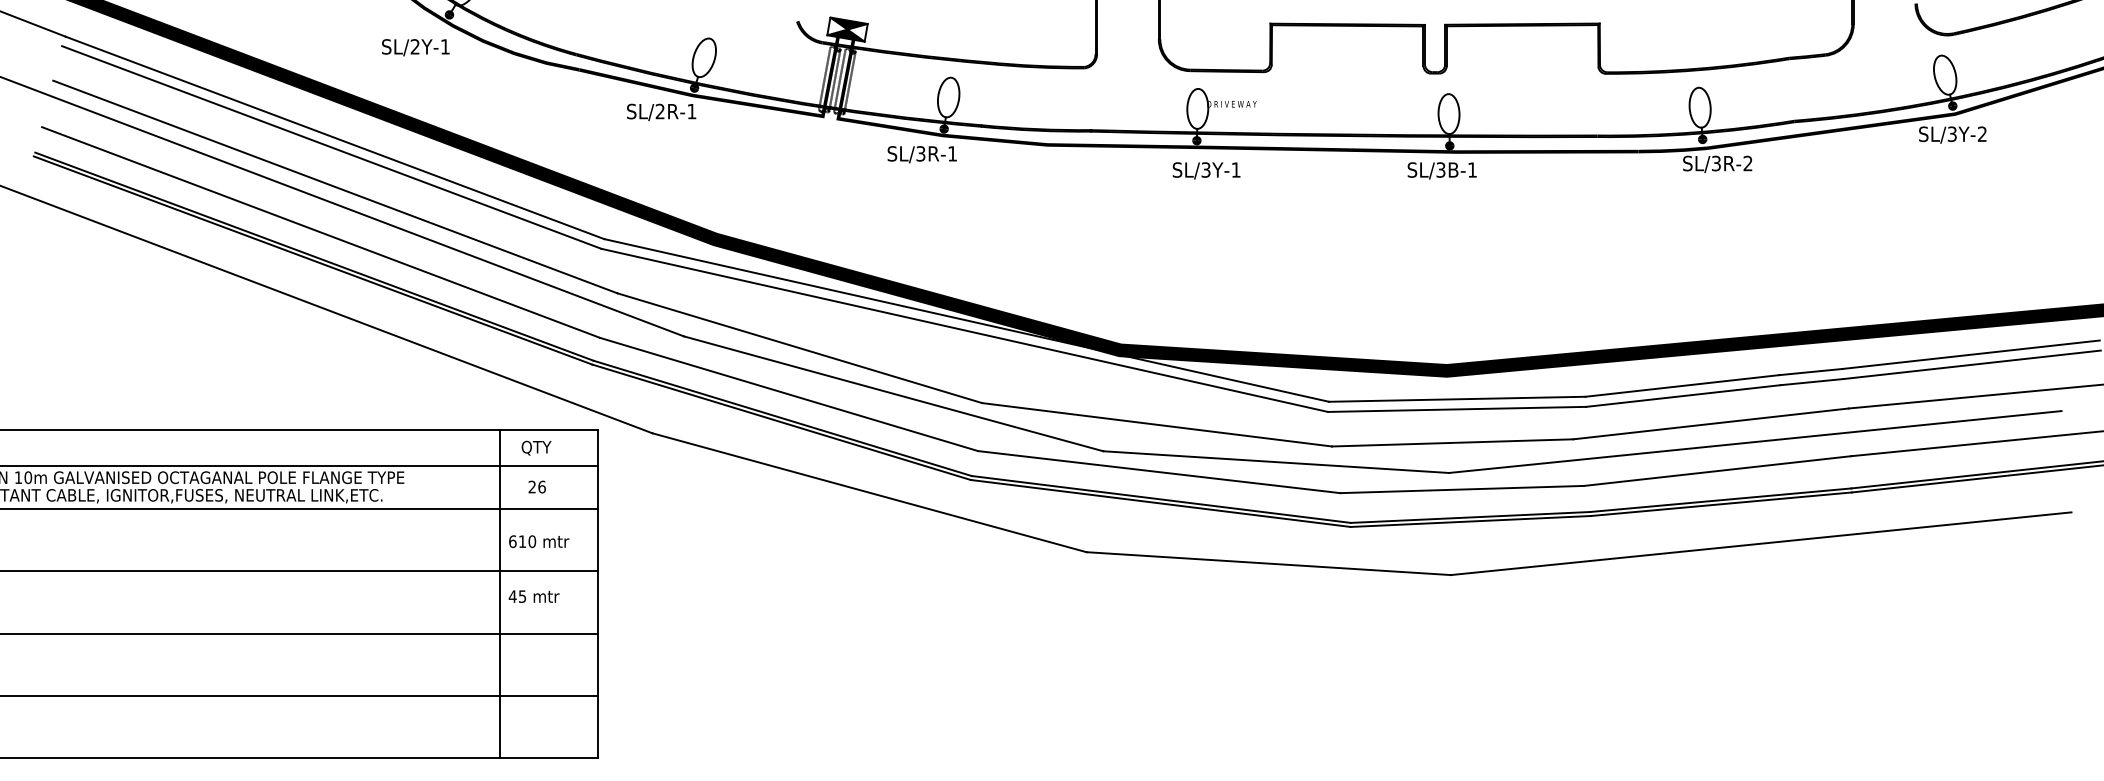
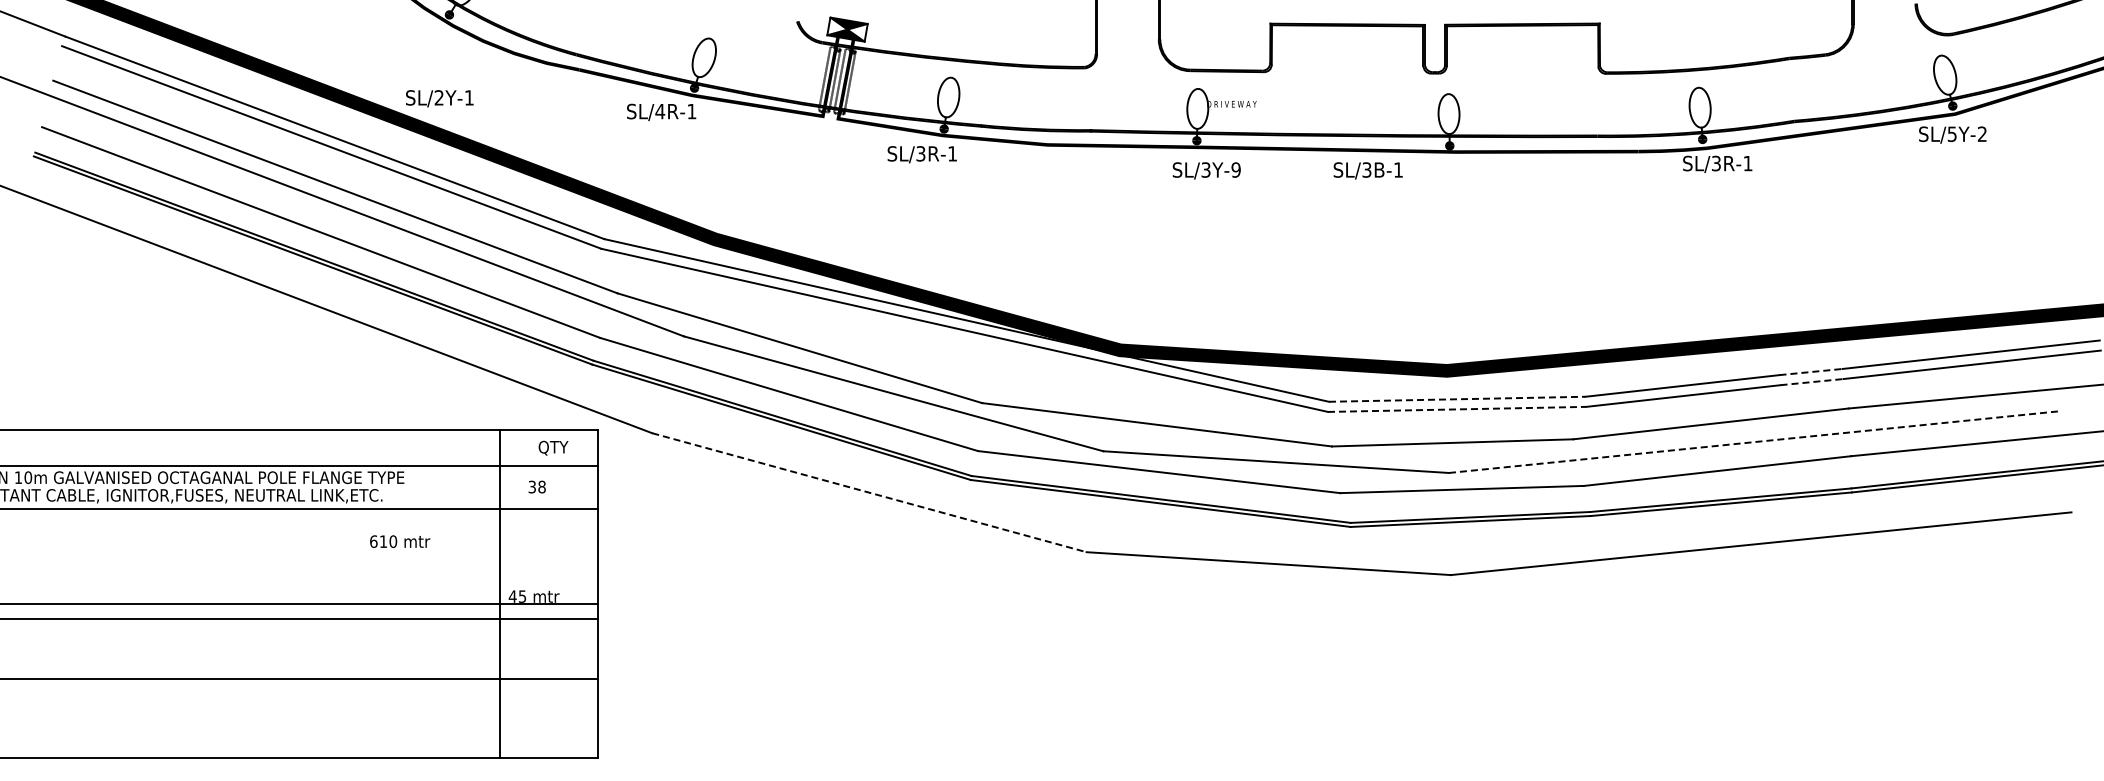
text position: (415, 47) -> (439, 98) (439, 98)
text: SL/2R-1 -> SL/4R-1 (660, 111)
text: SL/3Y-2 -> SL/5Y-2 (1952, 133)
text: SL/3R-2 -> SL/3R-1 (1747, 162)
text: SL/3Y-1 -> SL/3Y-9 (1235, 169)
text position: (1441, 170) -> (1367, 170) (1367, 170)
line: solid -> dashed (1811, 372)
line: solid -> dashed (1812, 382)
line: solid -> dashed (1457, 399)
line: solid -> dashed (1457, 409)
line: solid -> dashed (1755, 442)
text position: (536, 447) -> (553, 447) (553, 447)
text: 26 -> 38 (536, 486)
line: solid -> dashed (869, 492)
text position: (539, 541) -> (400, 541) (400, 541)
line position: (299, 571) -> (299, 604) (299, 604)
line position: (299, 633) -> (299, 618) (299, 618)
line position: (299, 695) -> (299, 678) (299, 678)
